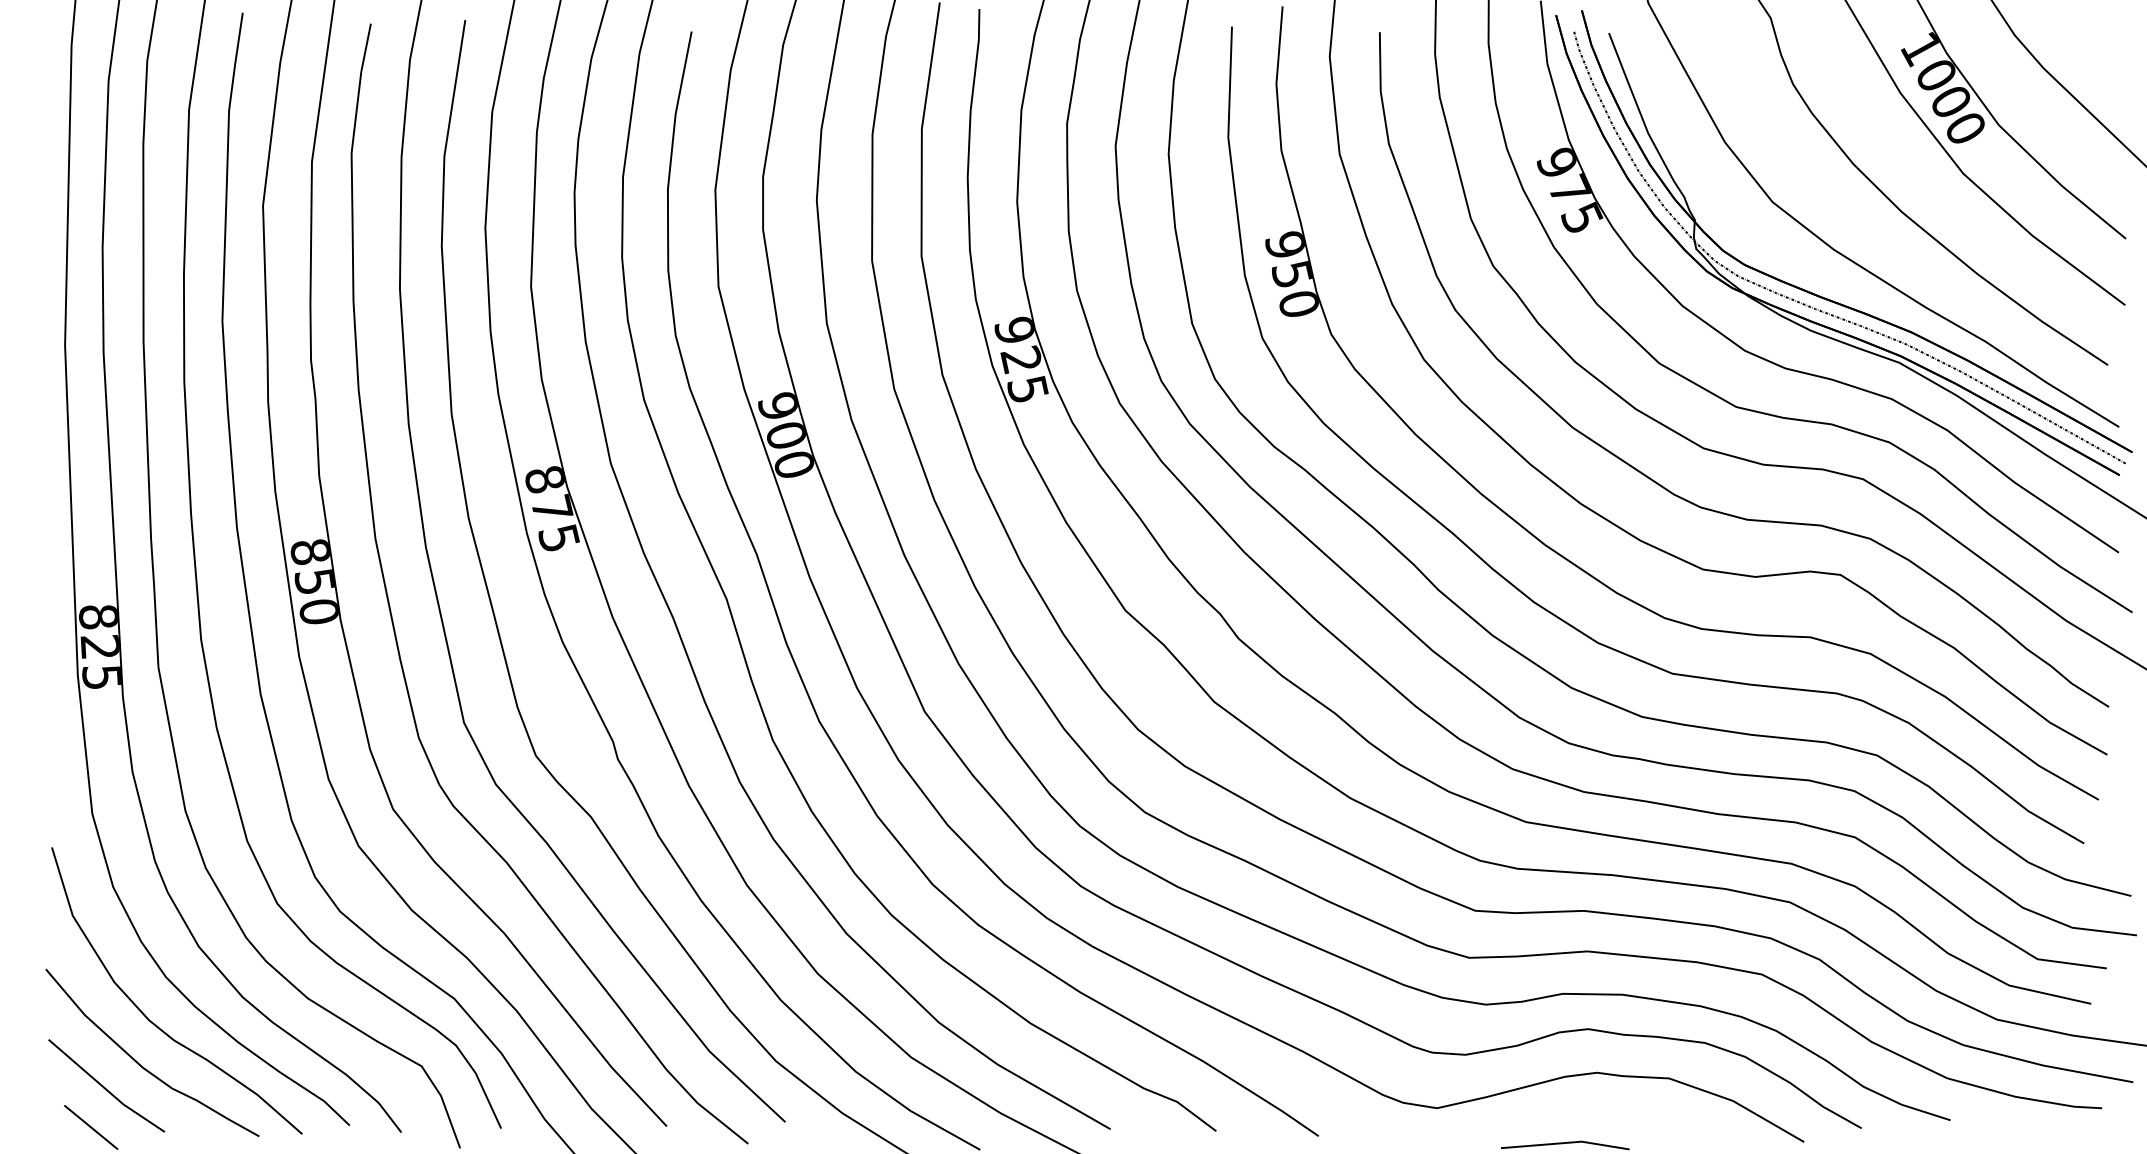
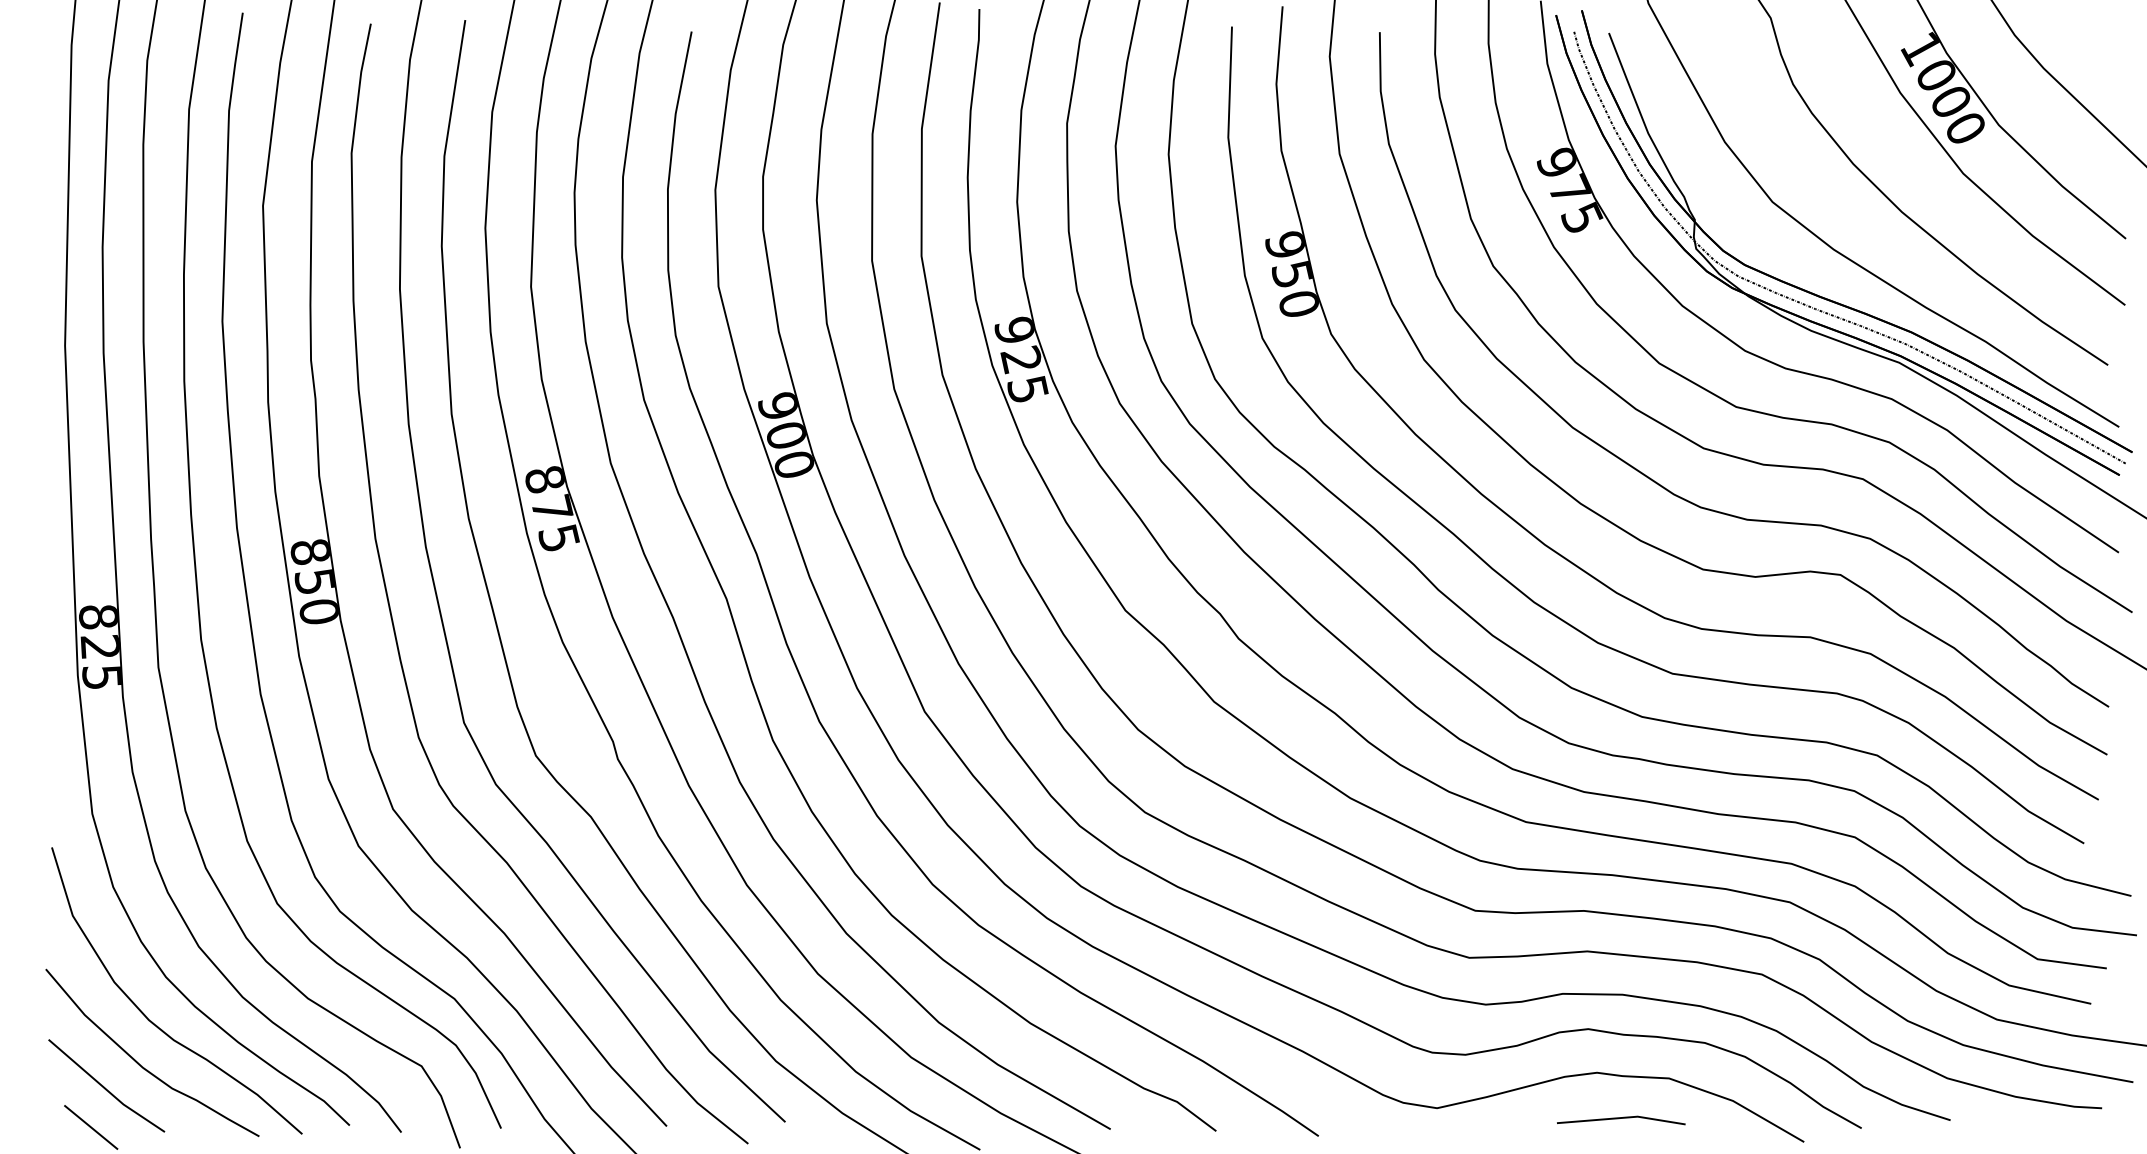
line position: (1565, 1143) -> (1621, 1118) (1621, 1118)
